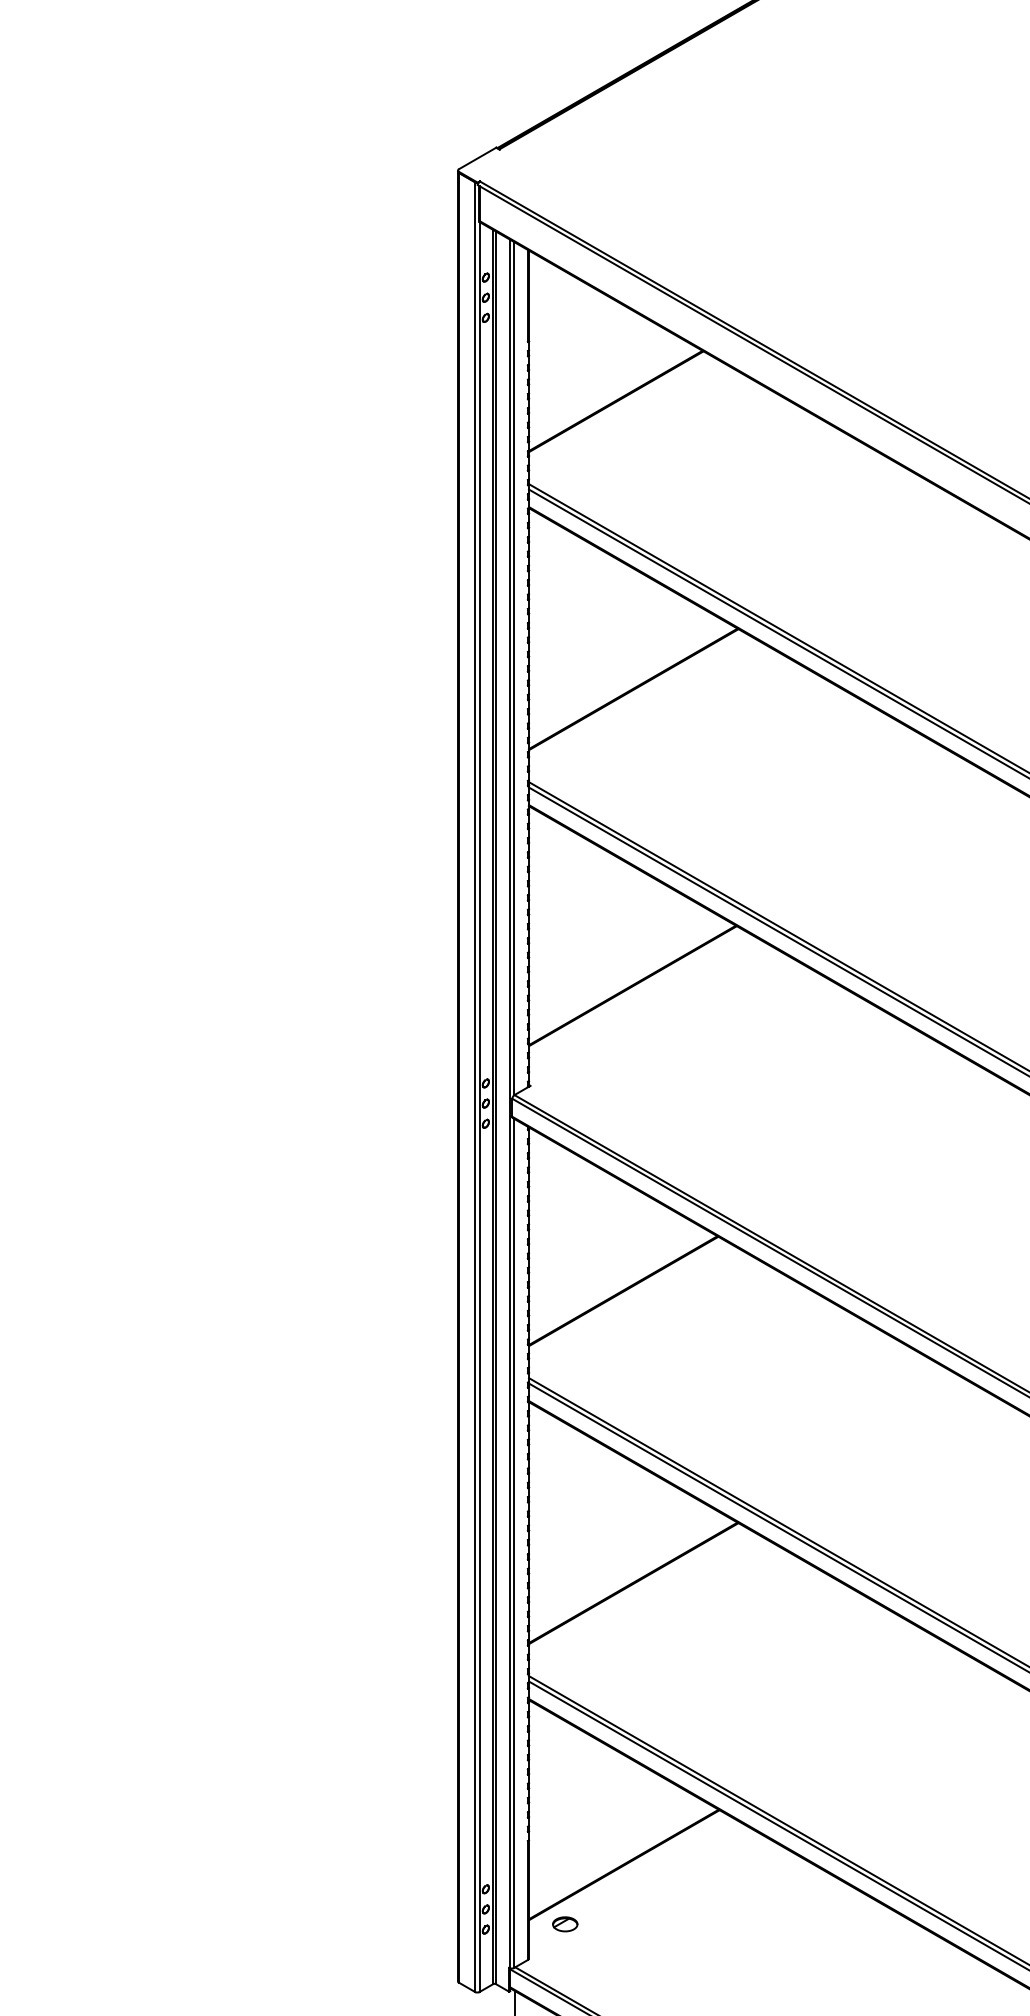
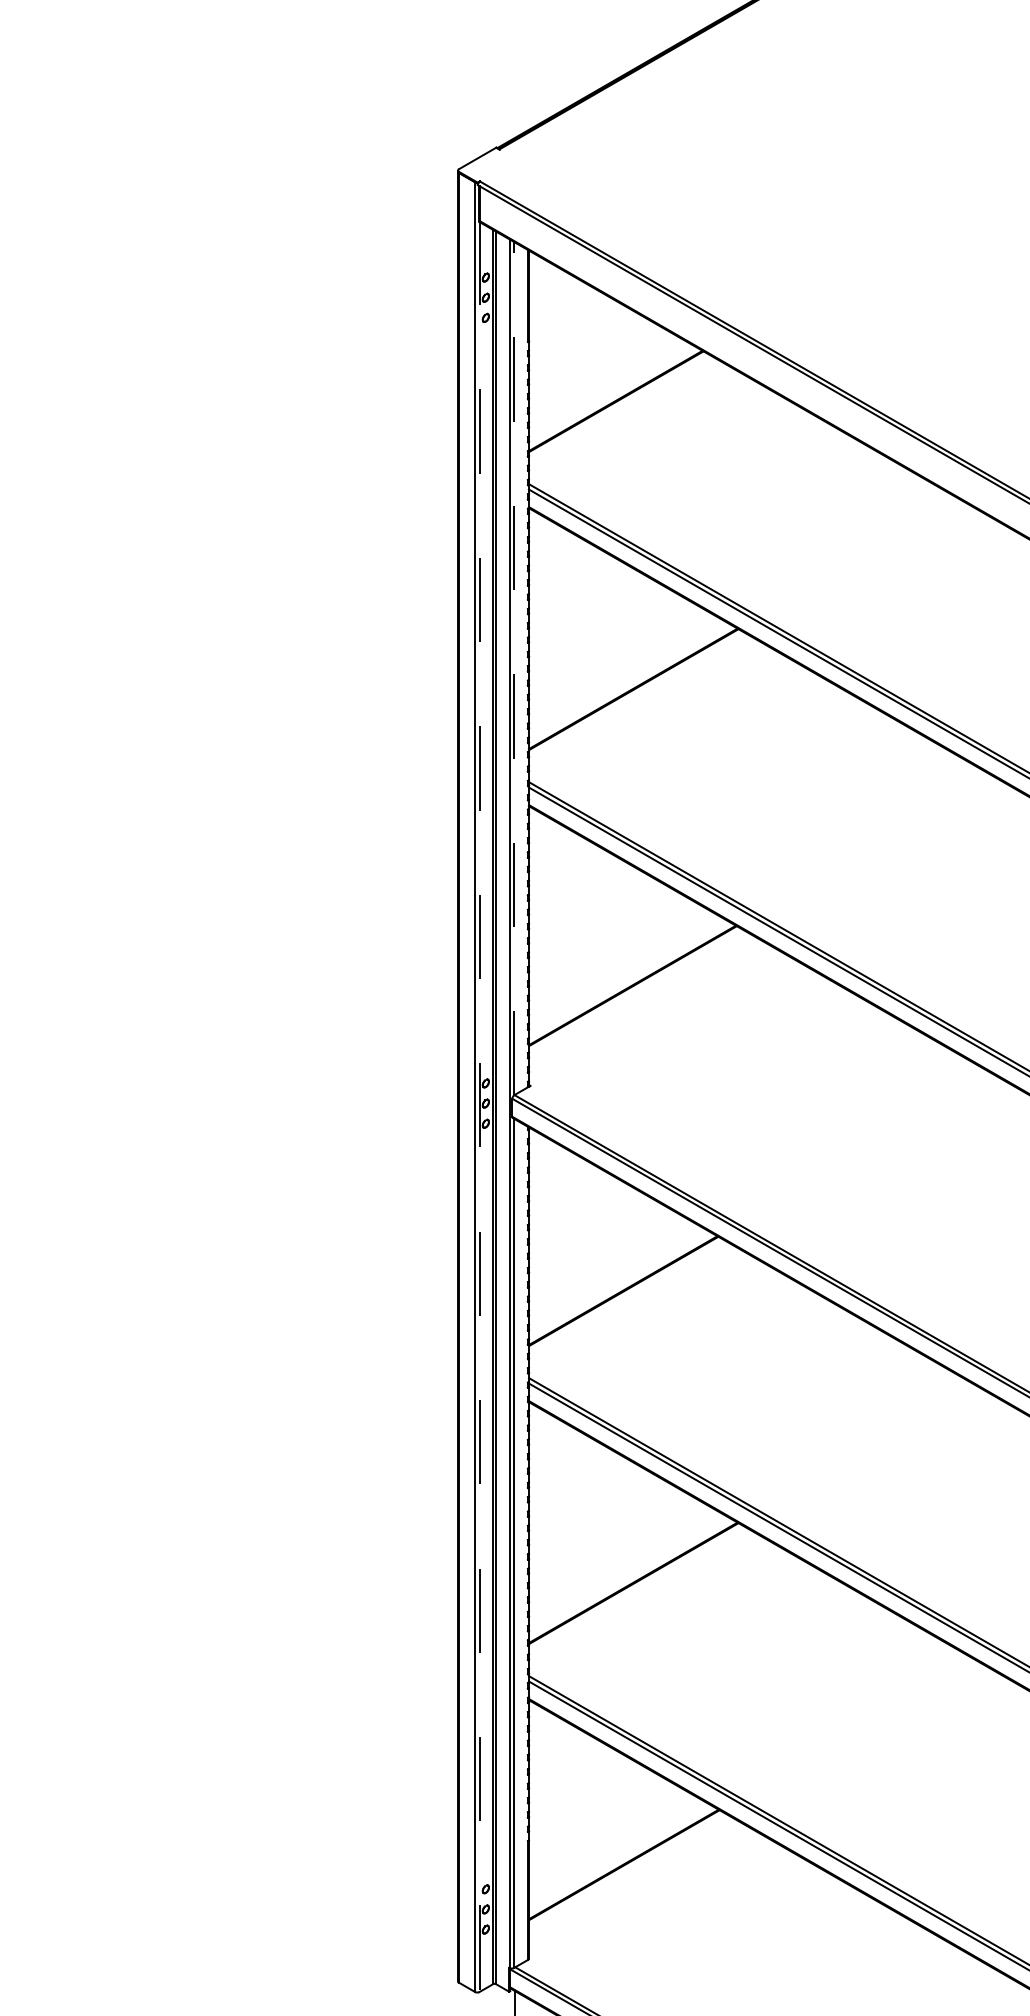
line: solid -> dashed (514, 668)
line: solid -> dashed (479, 1106)
part: present -> none (565, 1924)
